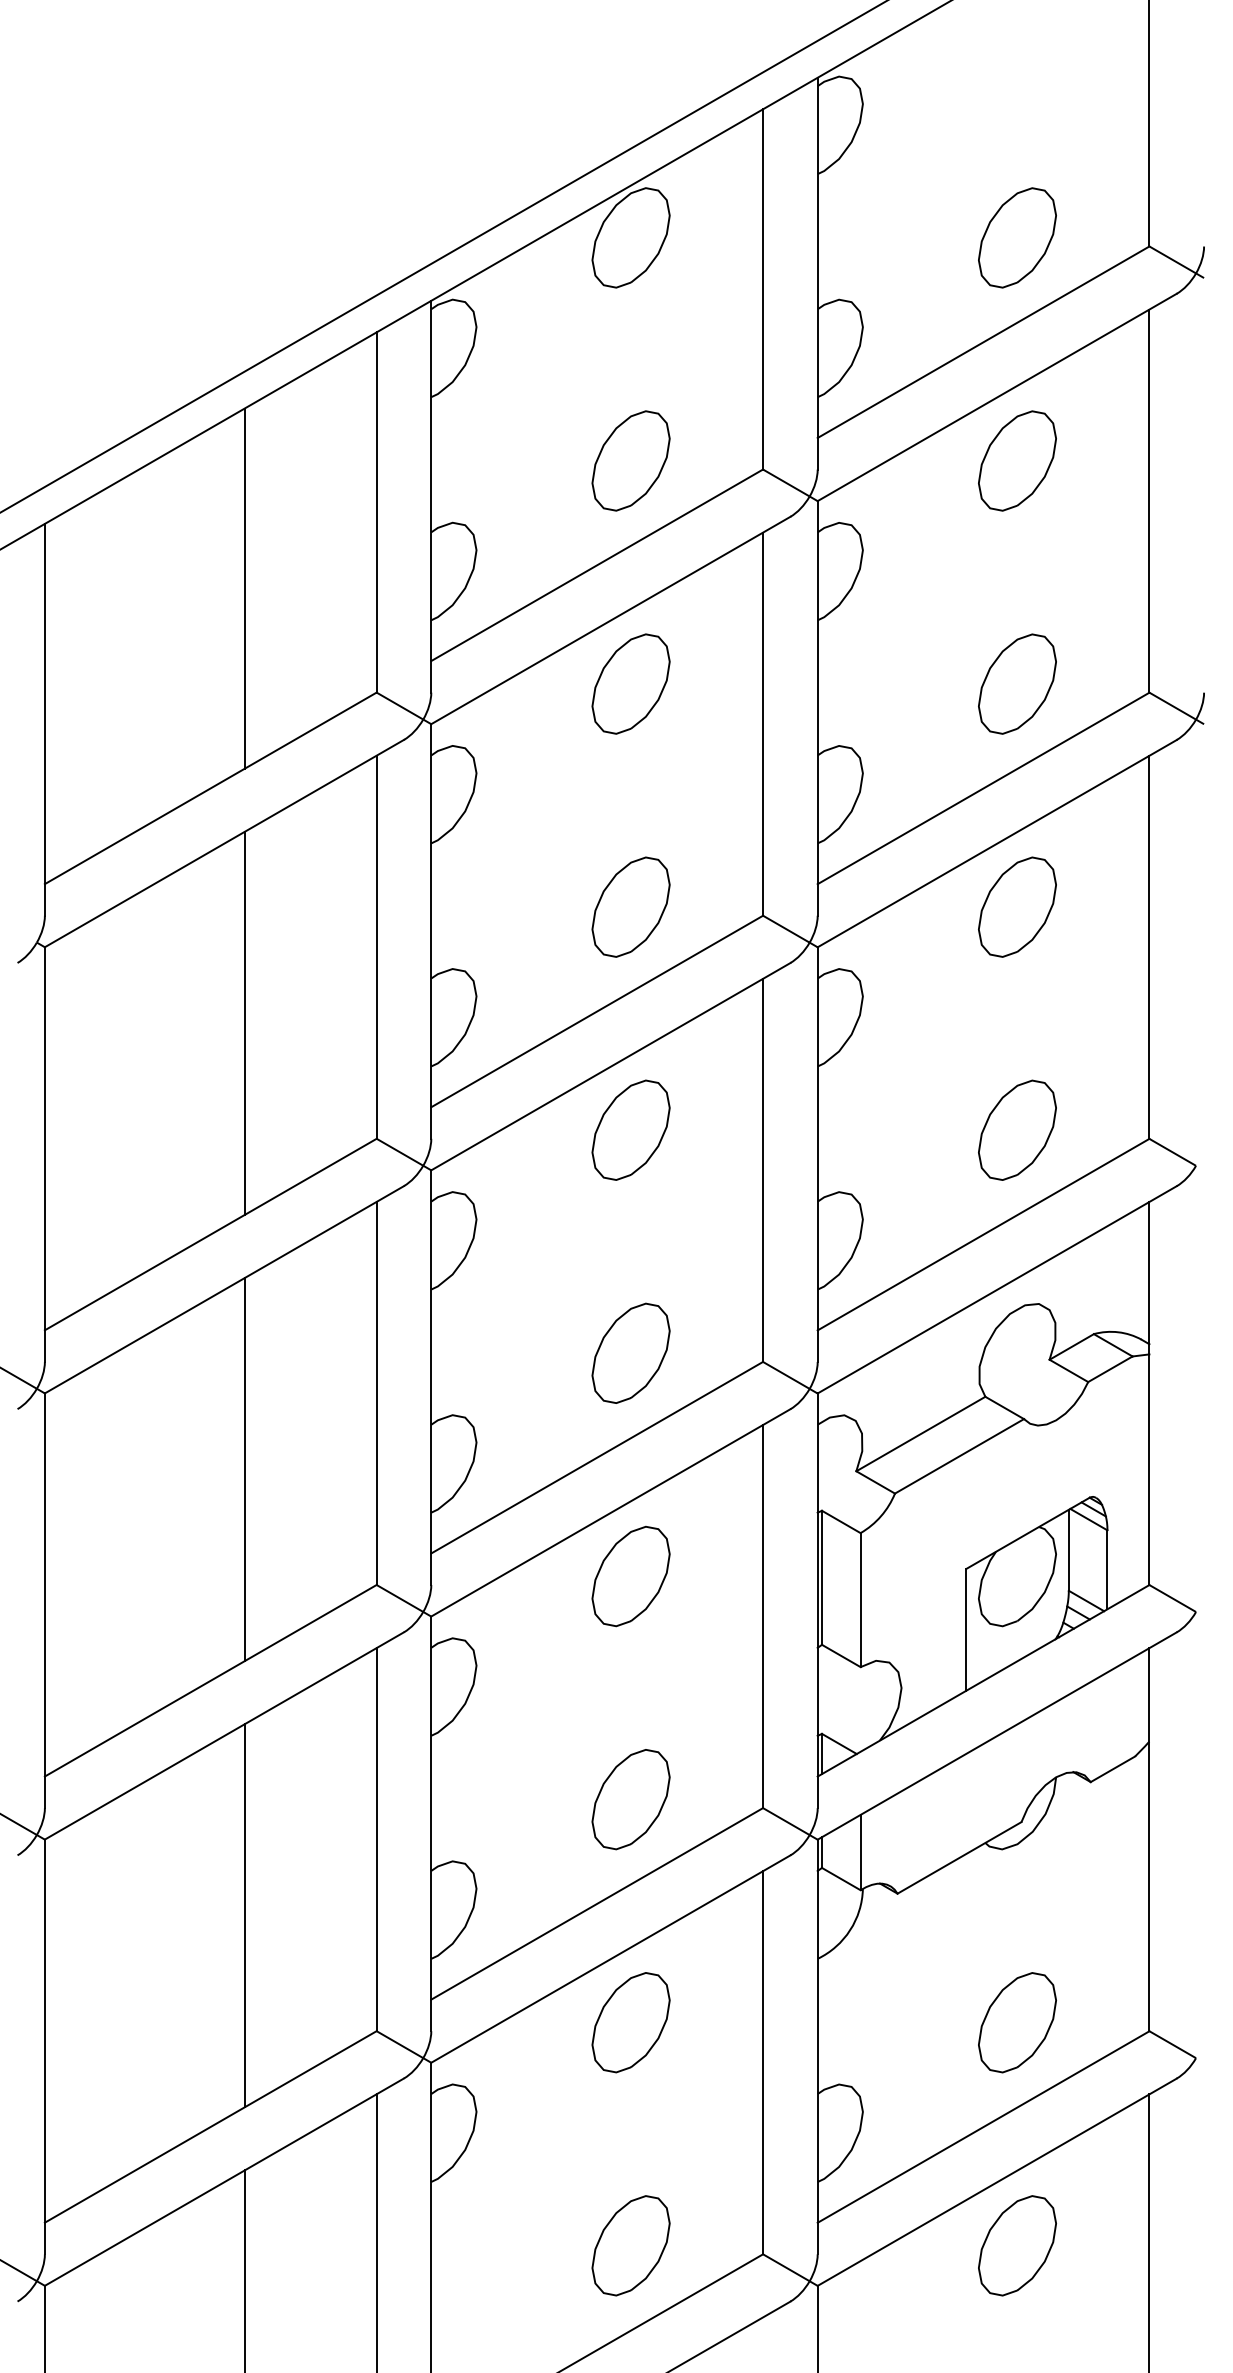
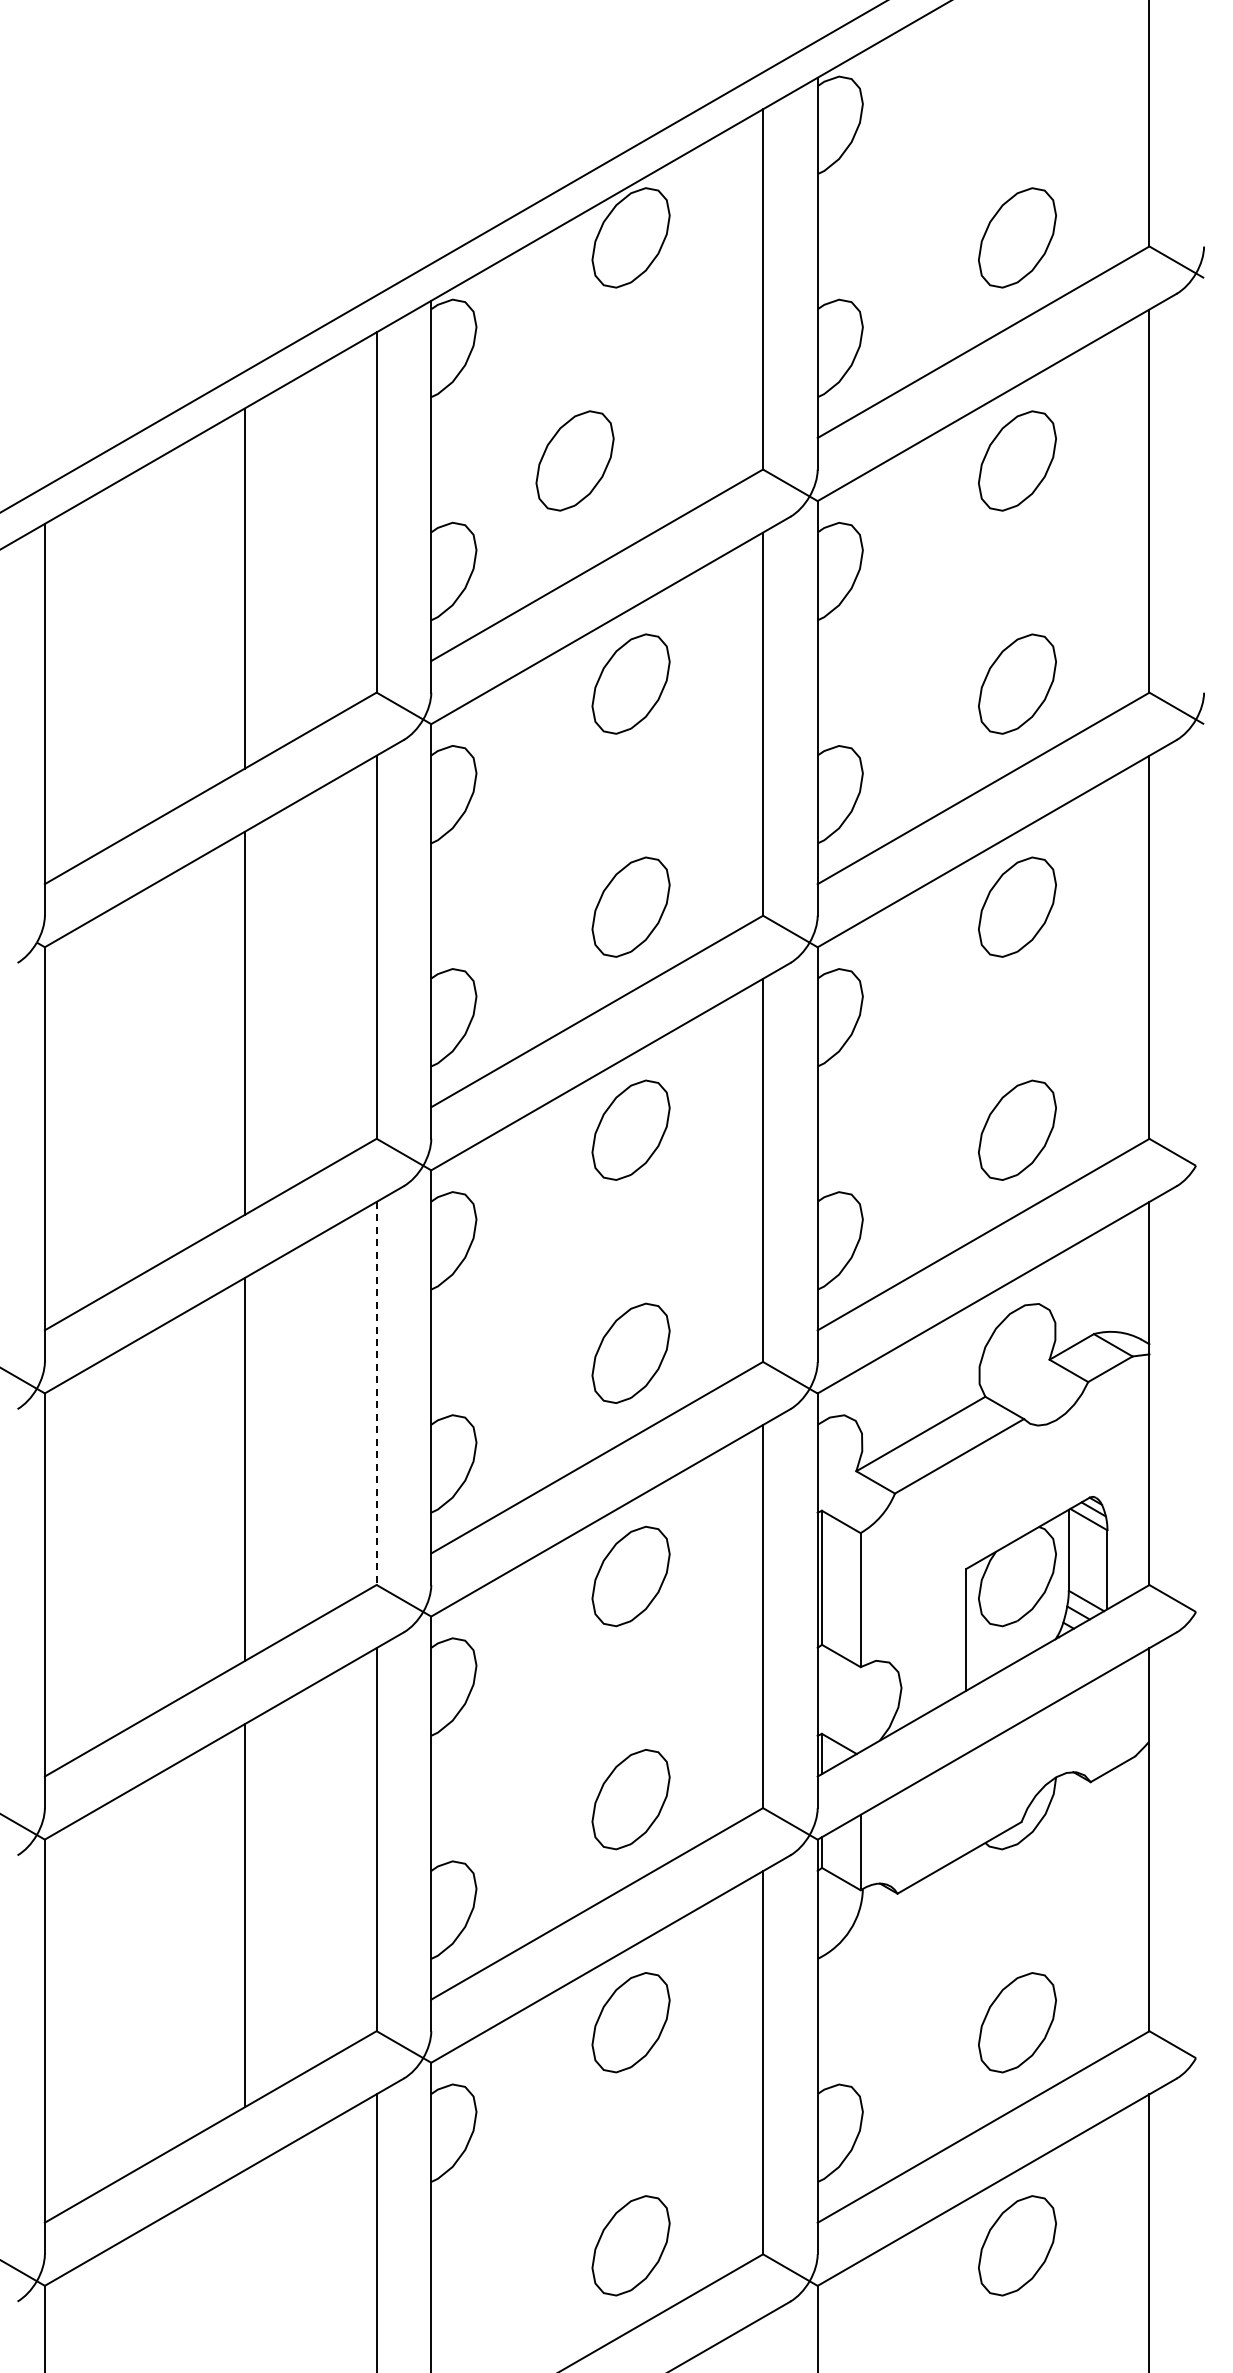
part position: (630, 460) -> (574, 460) (574, 460)
line: solid -> dashed (376, 1393)
line: present -> none (244, 2269)
